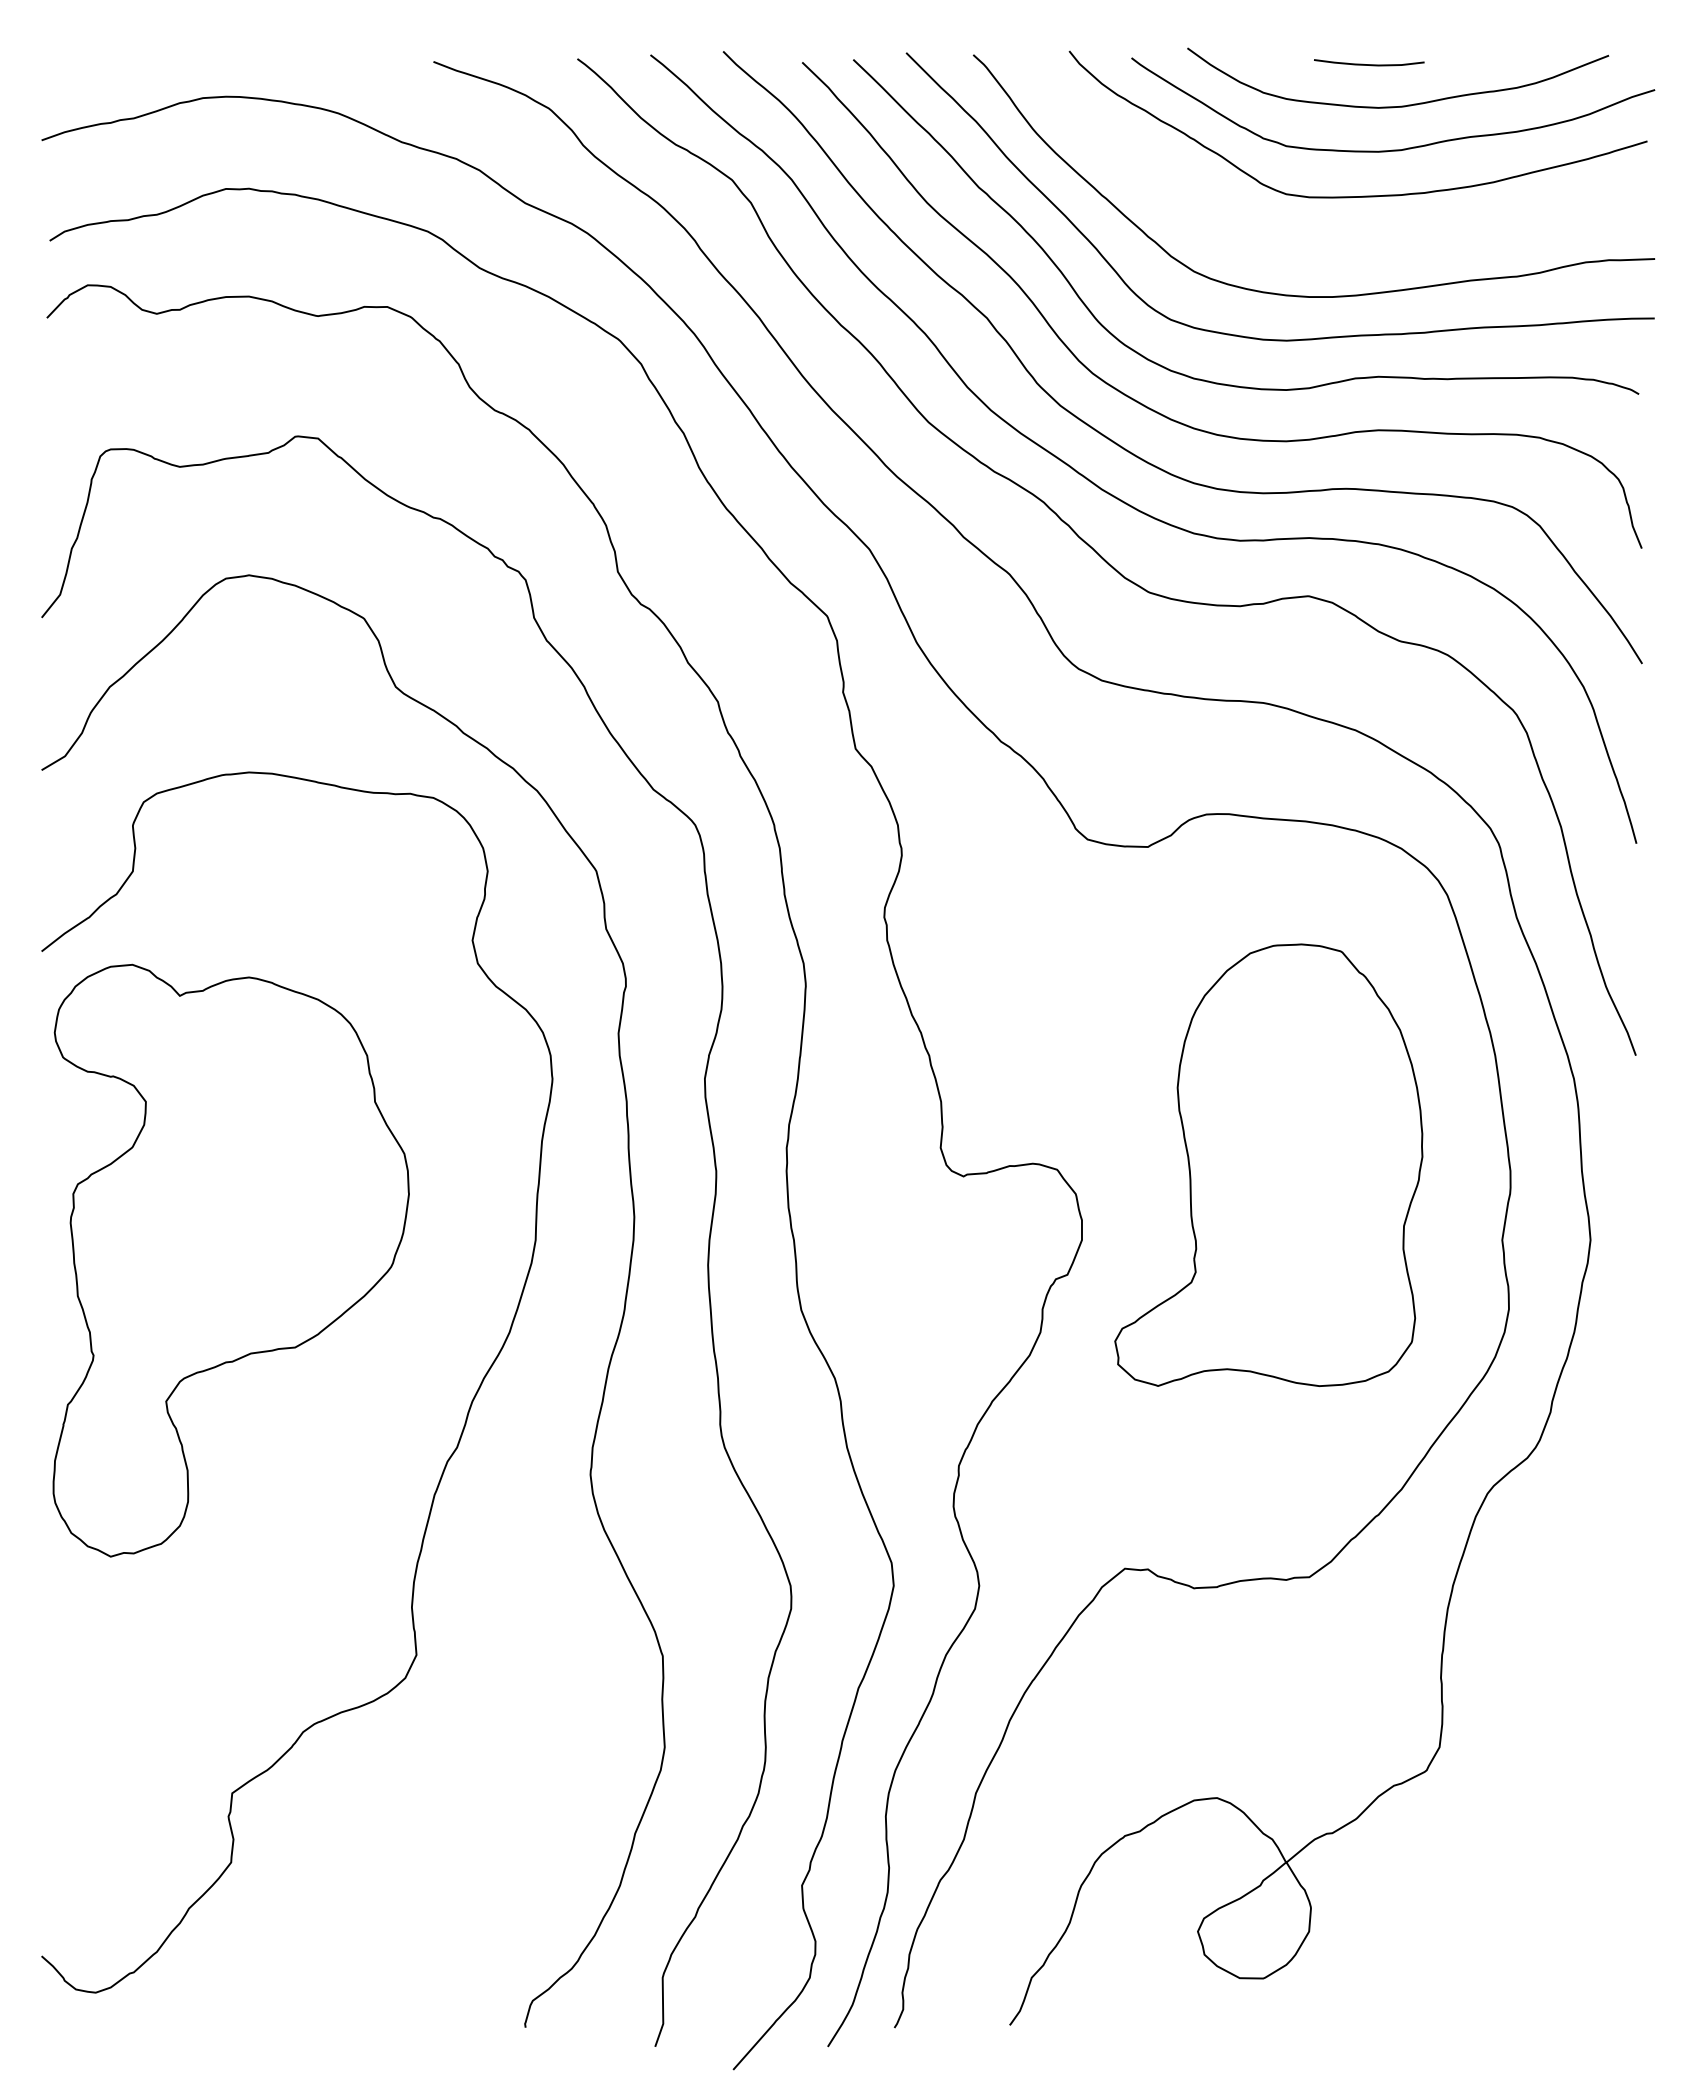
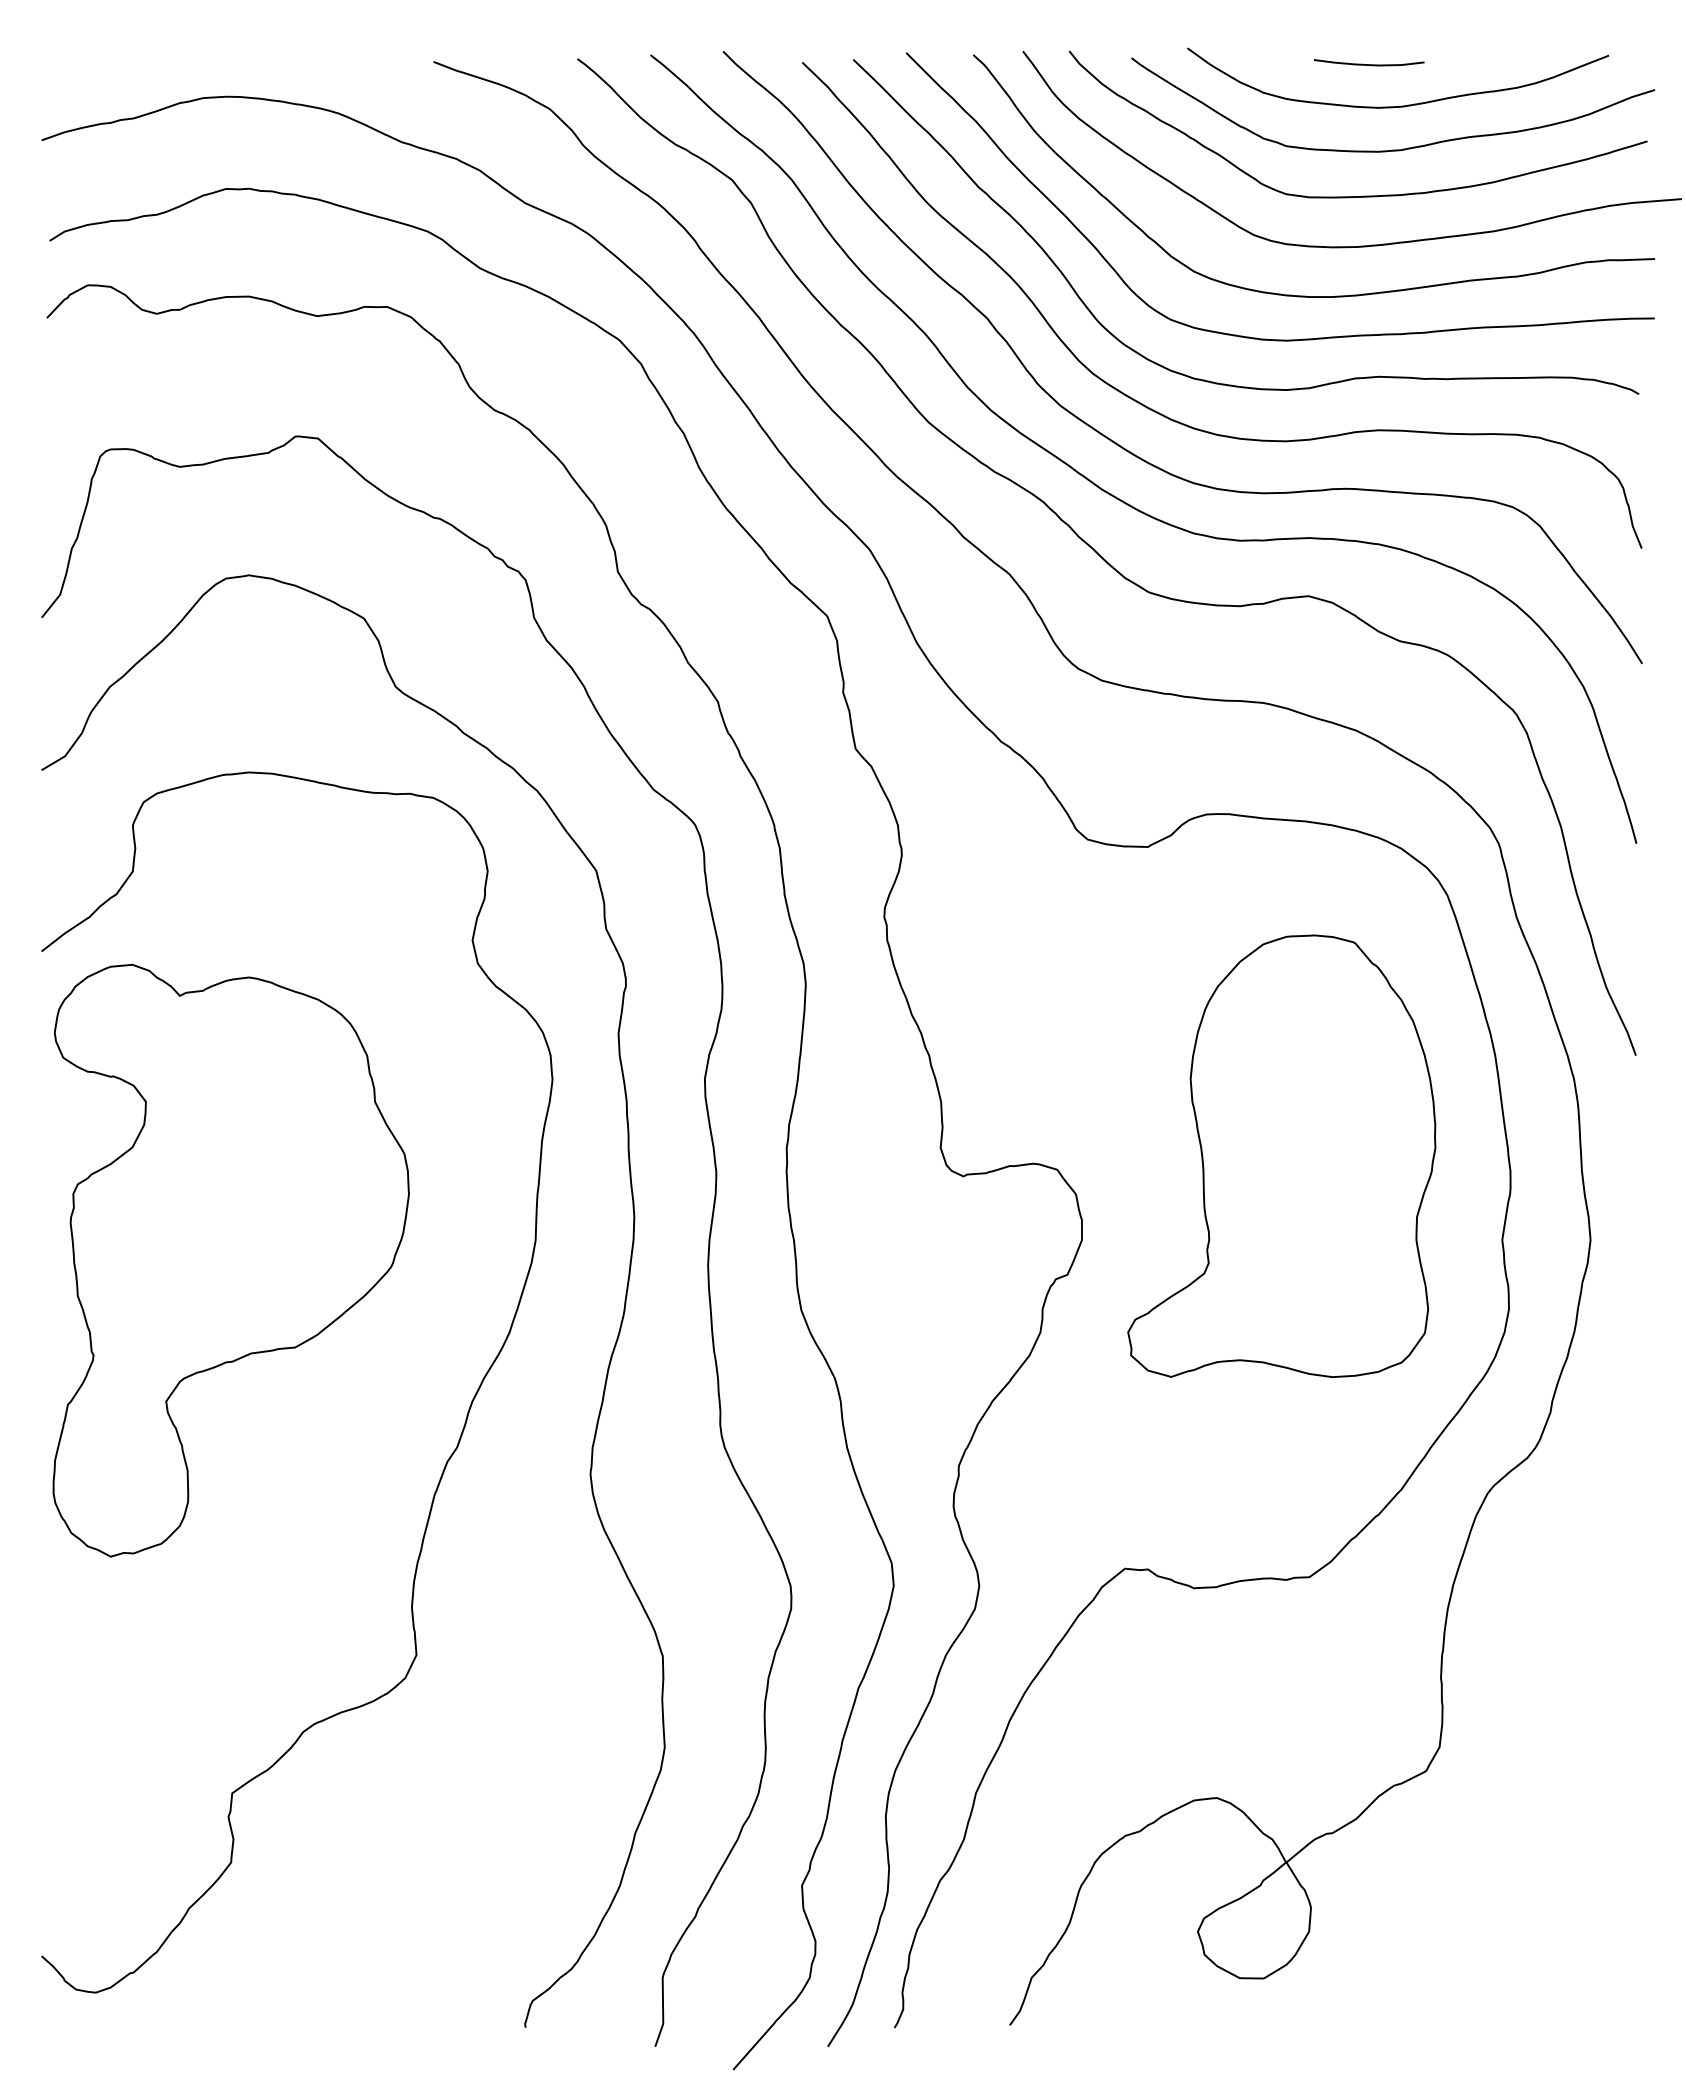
curve: none -> present (1360, 245)
part position: (1268, 1164) -> (1281, 1155) (1281, 1155)
